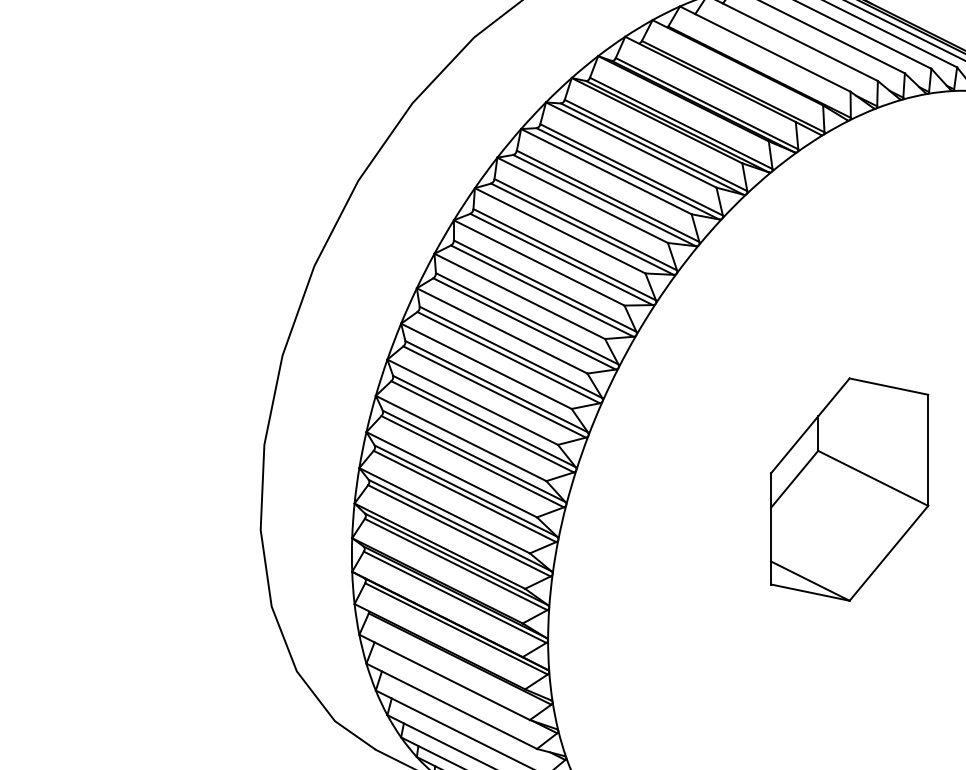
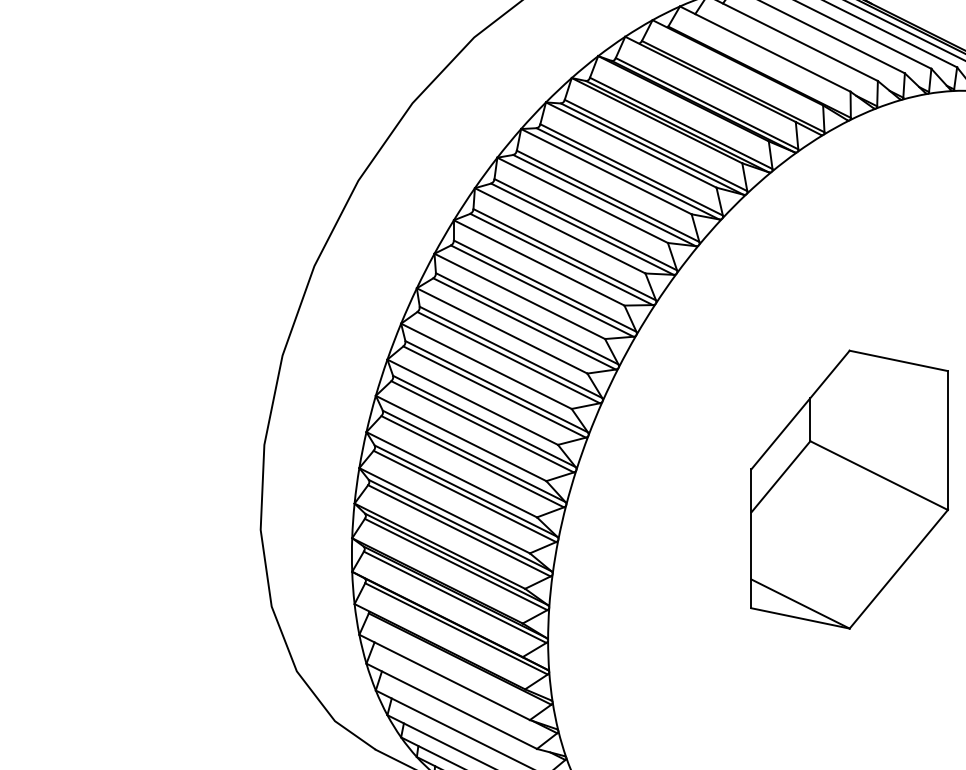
part size: 160x225 px -> 199x281 px (849, 489)
